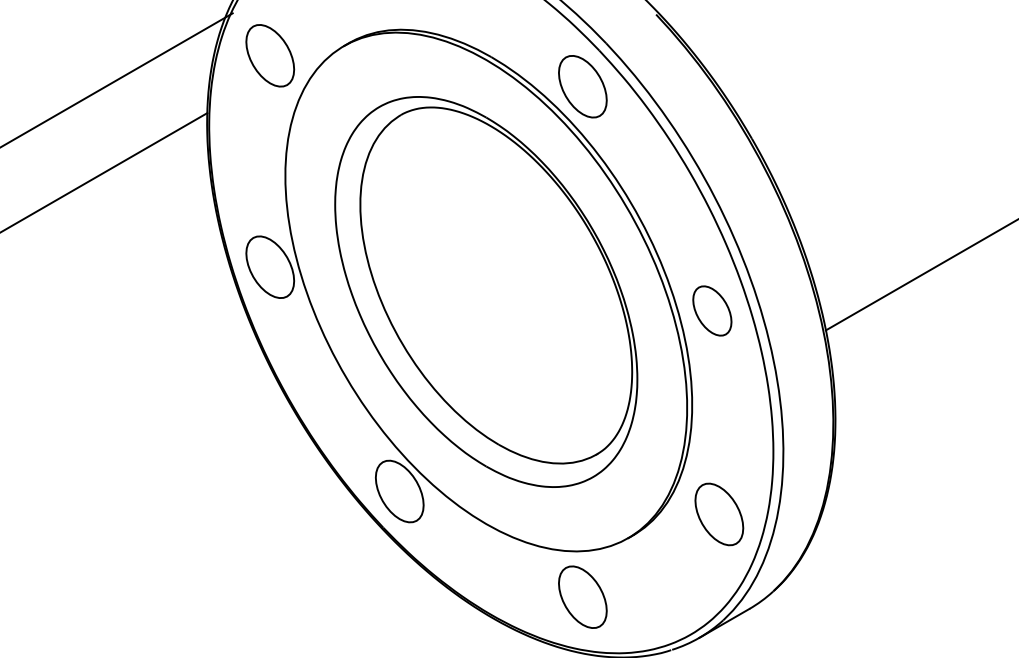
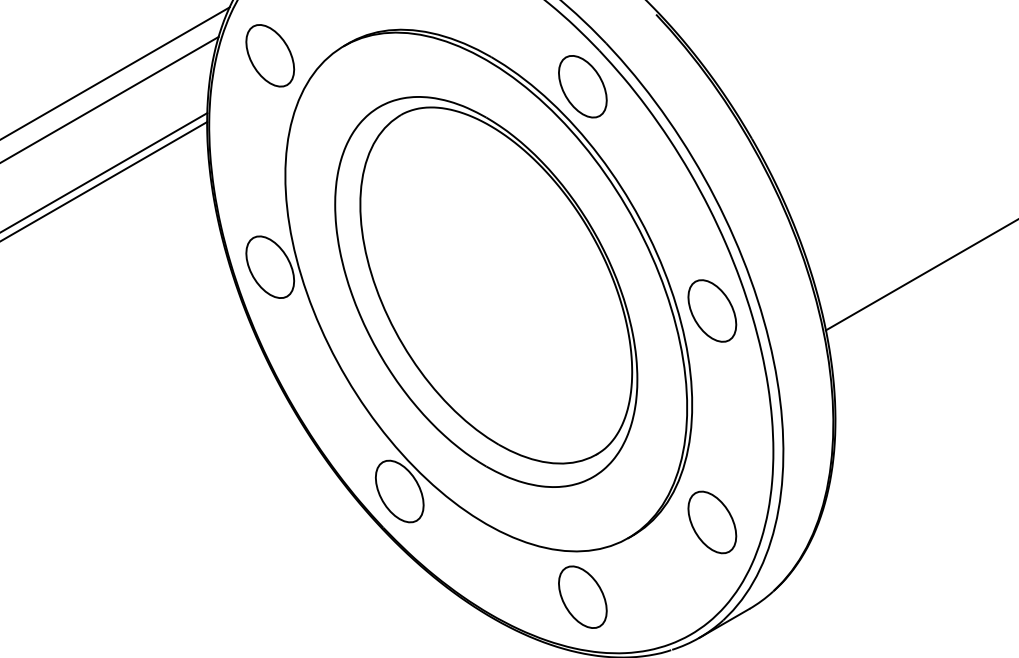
line position: (117, 79) -> (115, 72) (115, 72)
line: none -> present (110, 99)
line: none -> present (104, 181)
part size: 41x52 px -> 51x64 px (712, 310)
part position: (719, 514) -> (712, 522) (712, 522)
